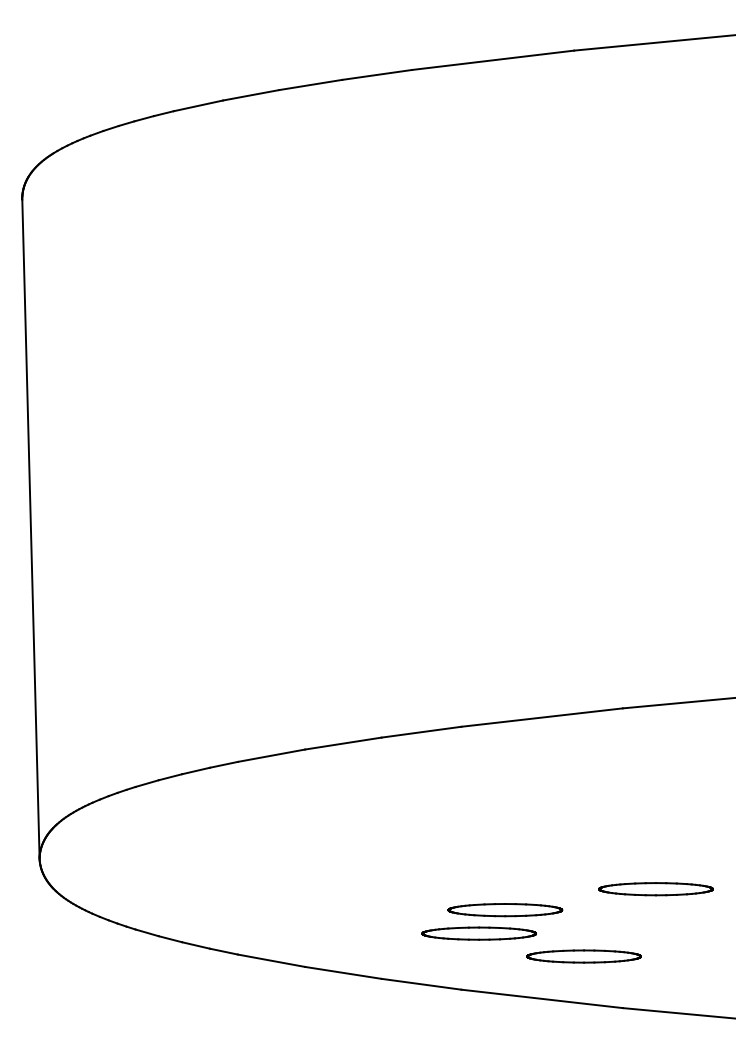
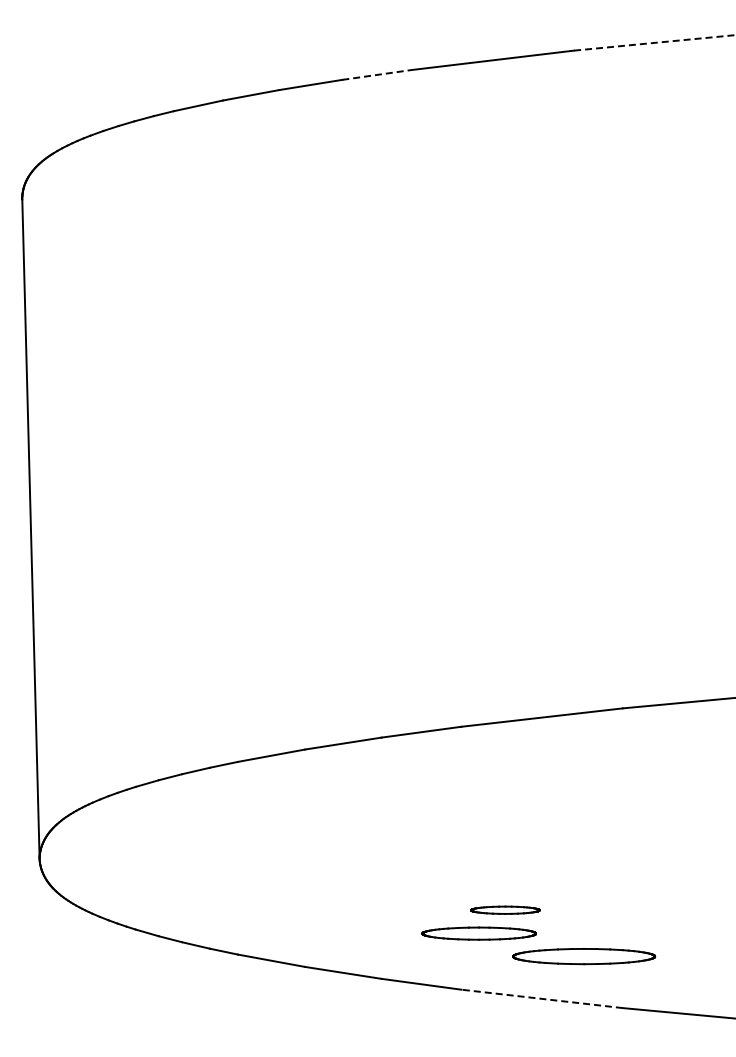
line: solid -> dashed (655, 42)
line: solid -> dashed (377, 74)
part: present -> none (655, 889)
part size: 117x15 px -> 71x10 px (505, 909)
part size: 116x15 px -> 145x18 px (584, 956)
line: solid -> dashed (541, 998)
